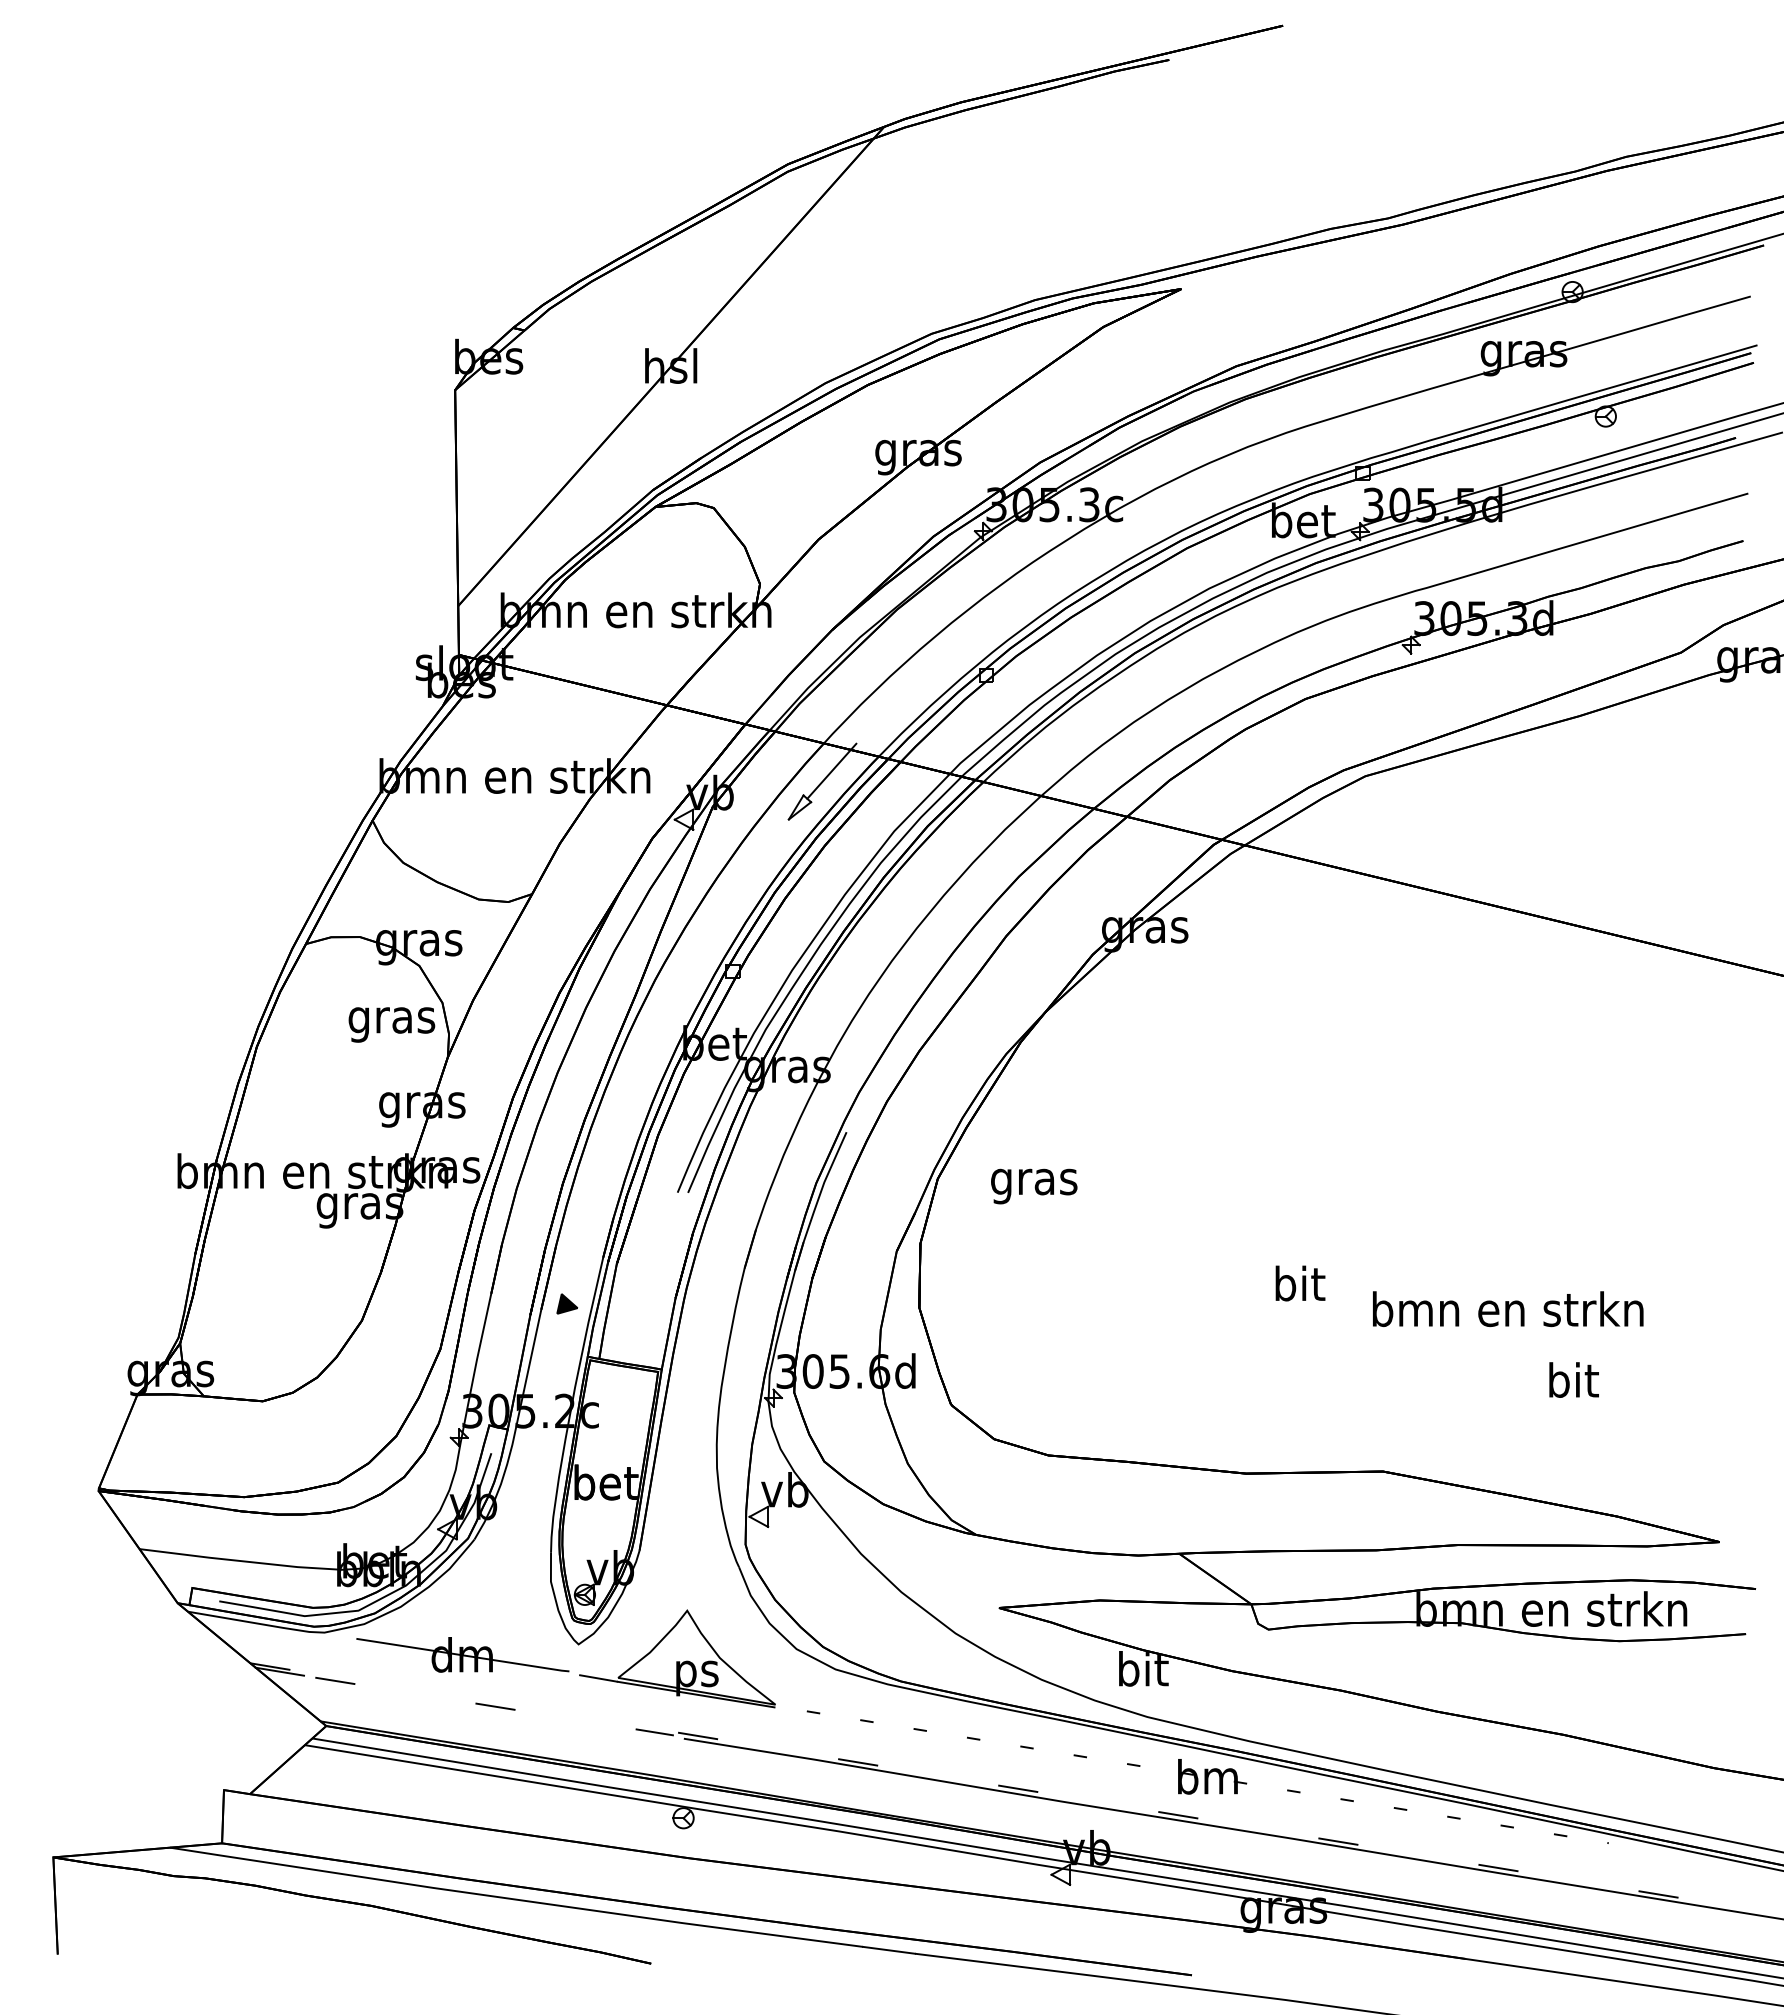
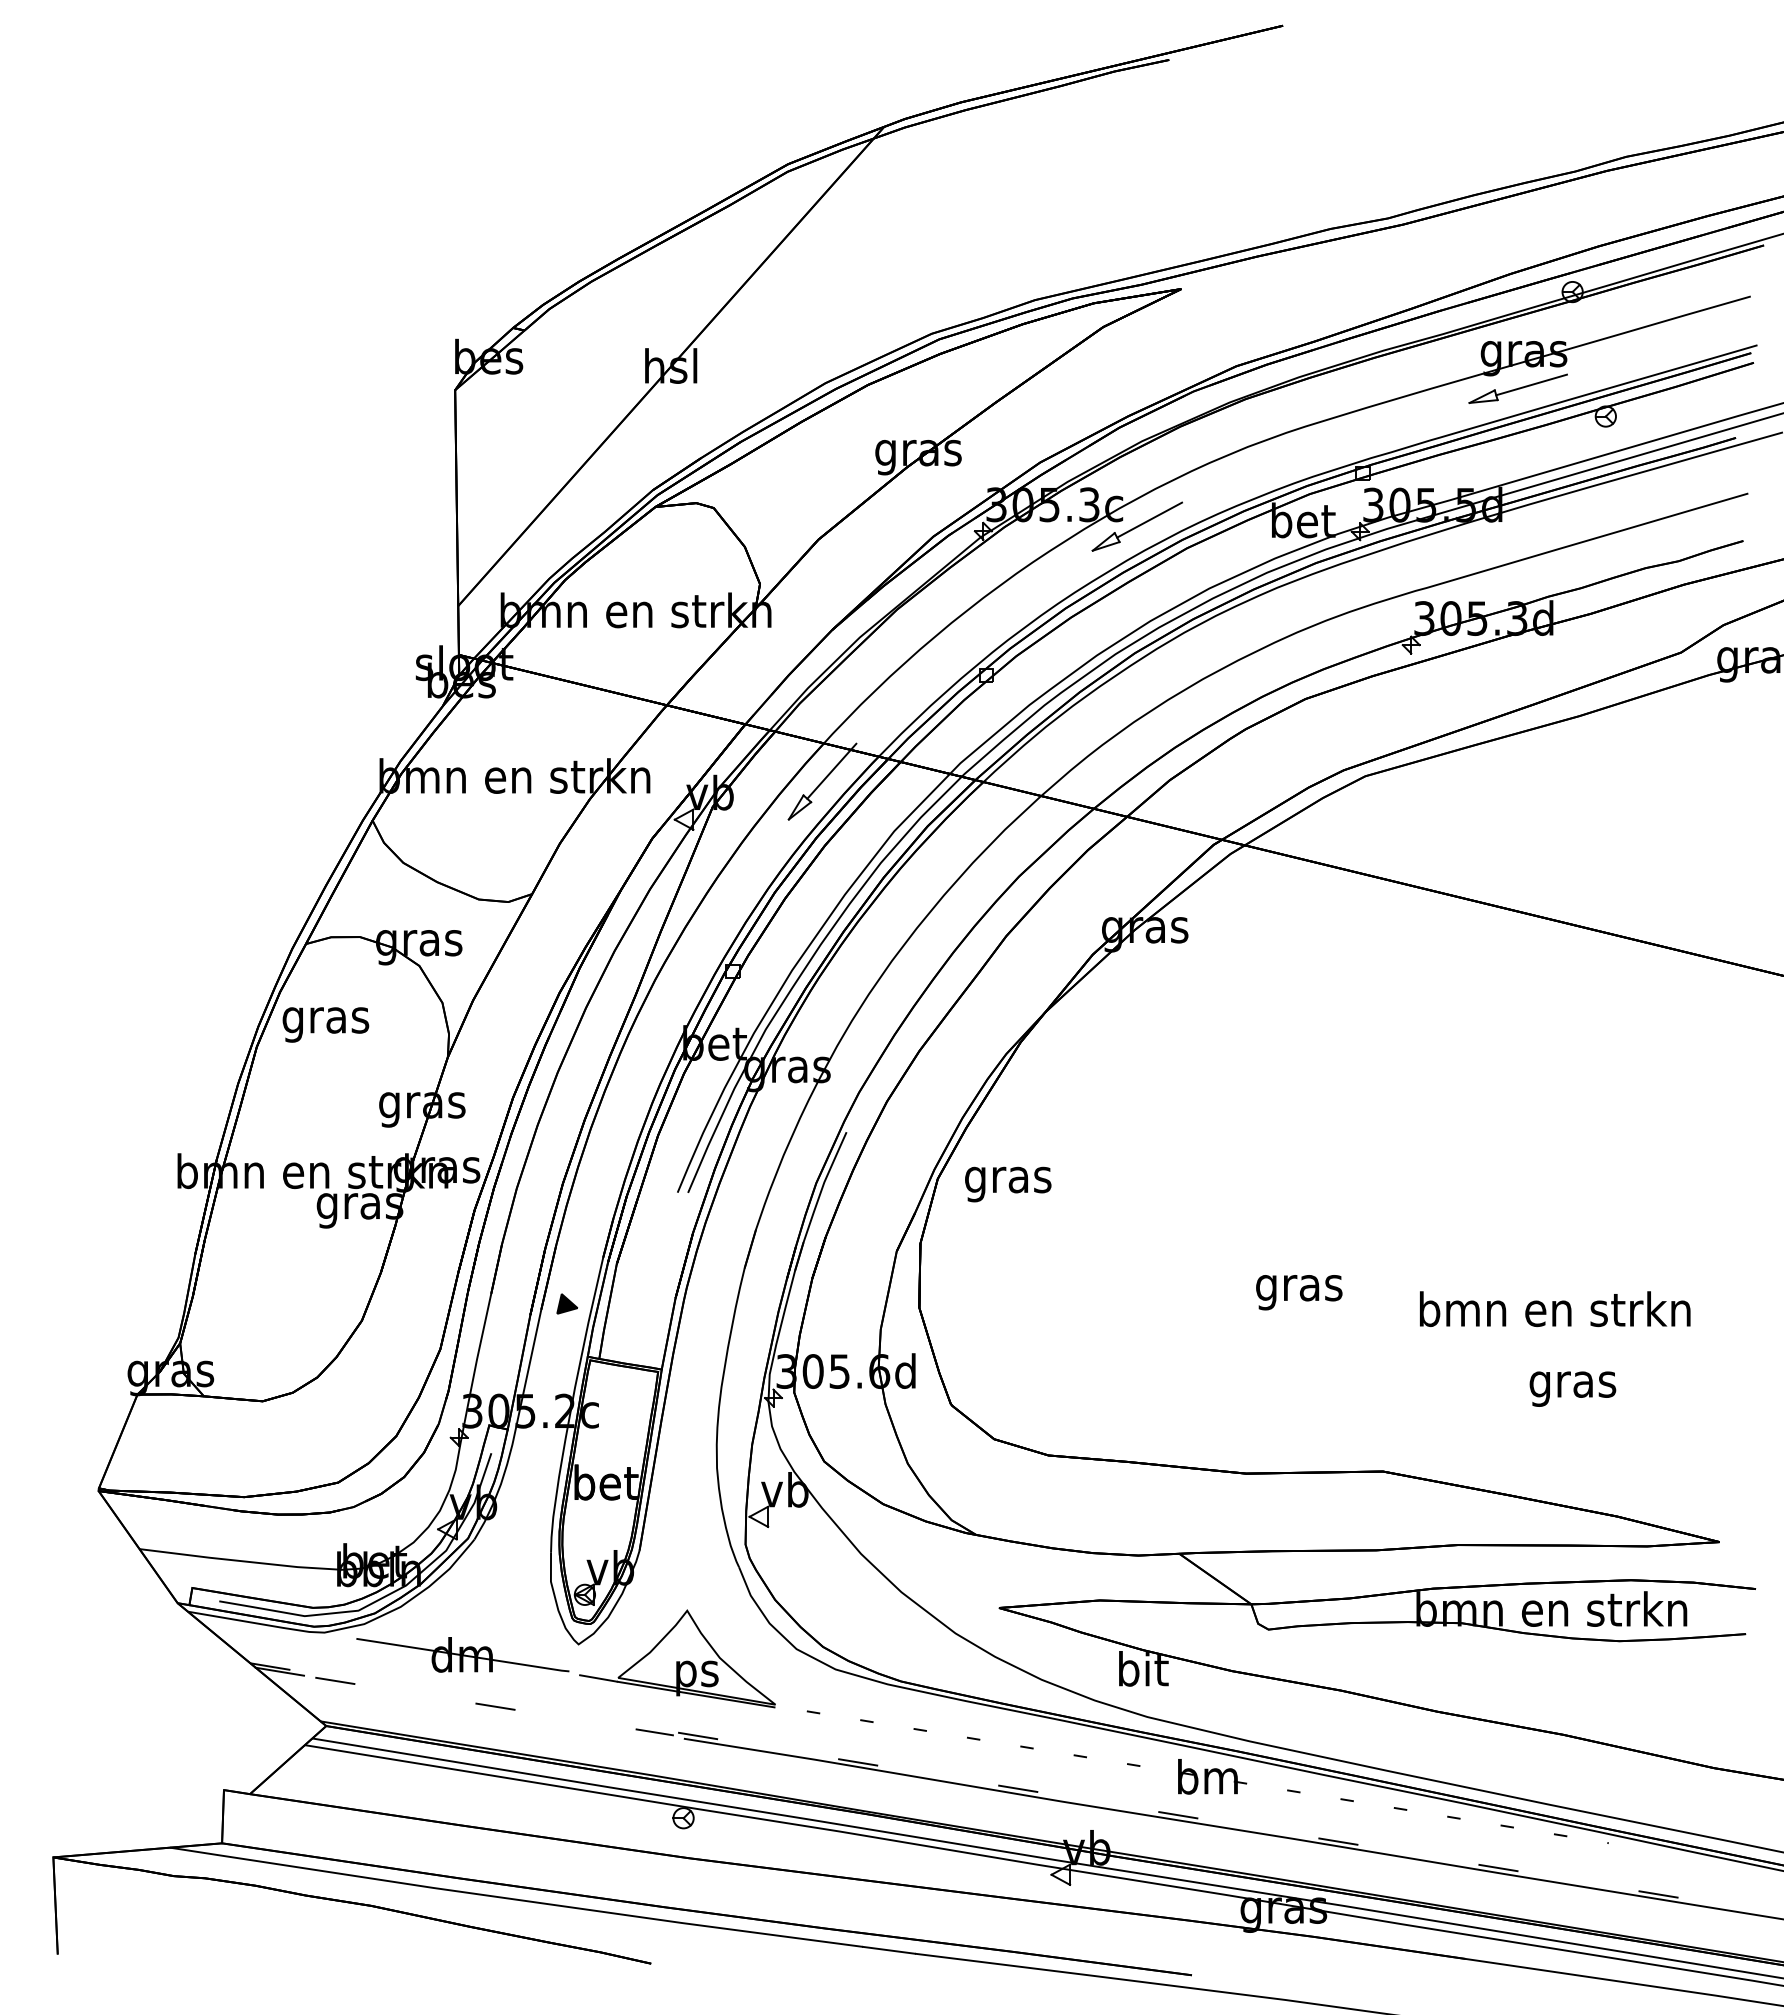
part: none -> present (1517, 388)
part: none -> present (1136, 526)
text position: (391, 1024) -> (325, 1024) (325, 1024)
text position: (1034, 1186) -> (1008, 1184) (1008, 1184)
text: bit -> gras (1299, 1287)
text position: (1508, 1309) -> (1555, 1309) (1555, 1309)
text: bit -> gras (1572, 1384)
